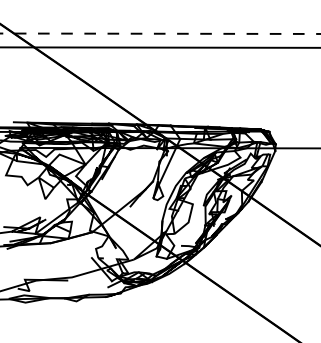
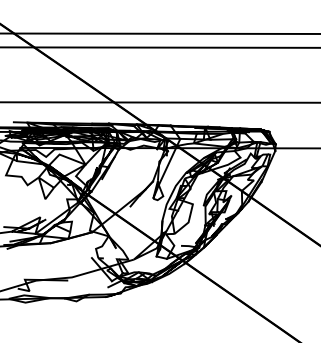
line: dashed -> solid (160, 33)
line: none -> present (159, 102)
